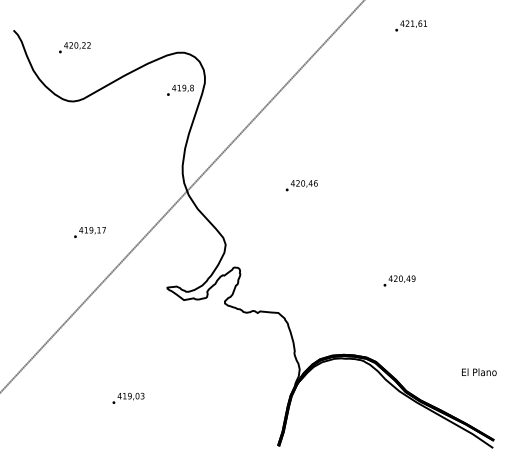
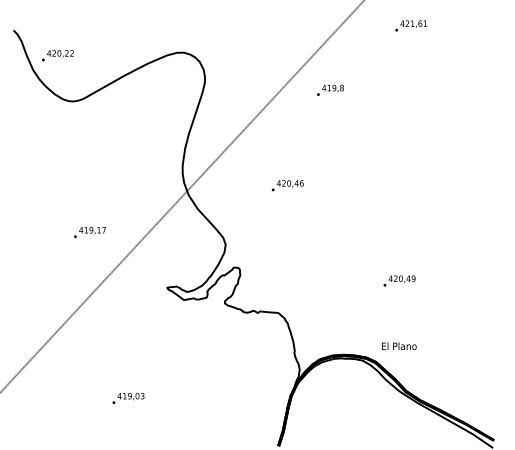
text position: (74, 47) -> (57, 55) (57, 55)
text position: (180, 89) -> (330, 89) (330, 89)
text position: (301, 185) -> (287, 185) (287, 185)
text position: (479, 372) -> (399, 346) (399, 346)
